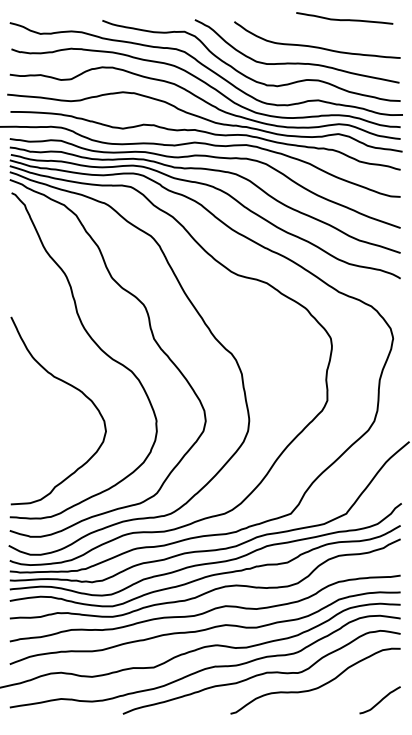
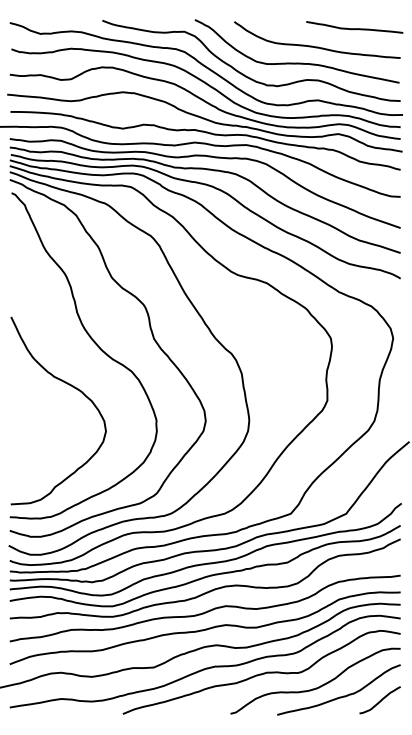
curve position: (344, 19) -> (354, 28) (354, 28)
curve: none -> present (339, 696)
